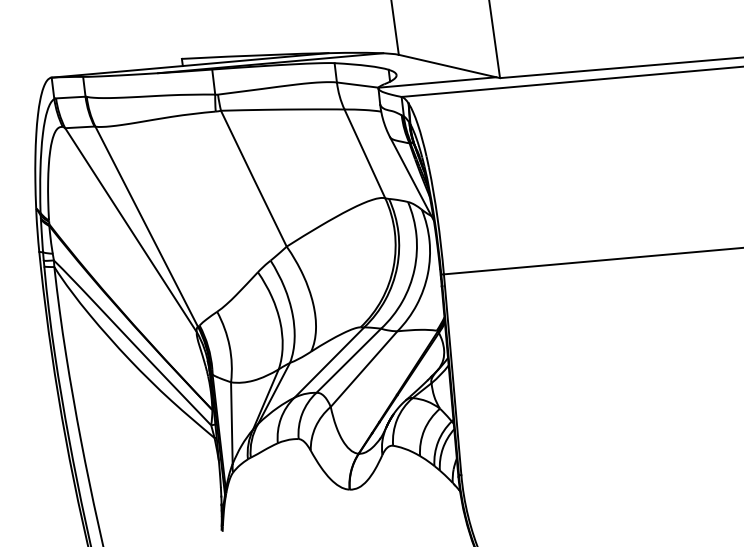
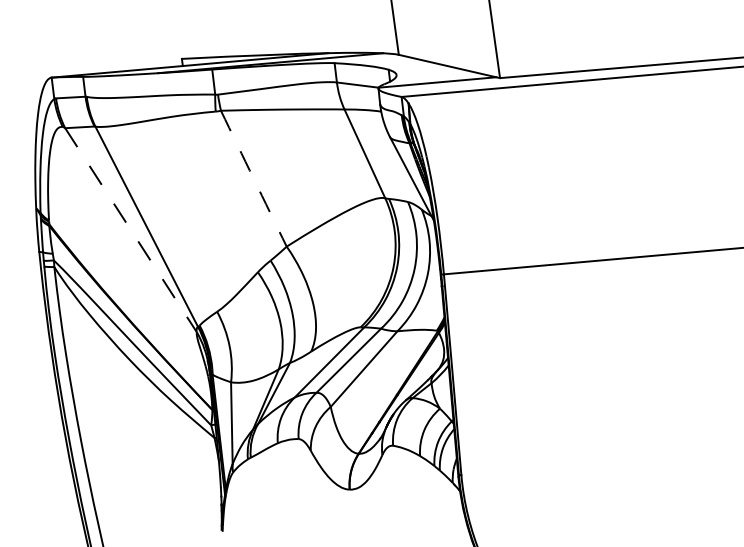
arc: solid -> dashed (253, 178)
line: solid -> dashed (131, 230)
